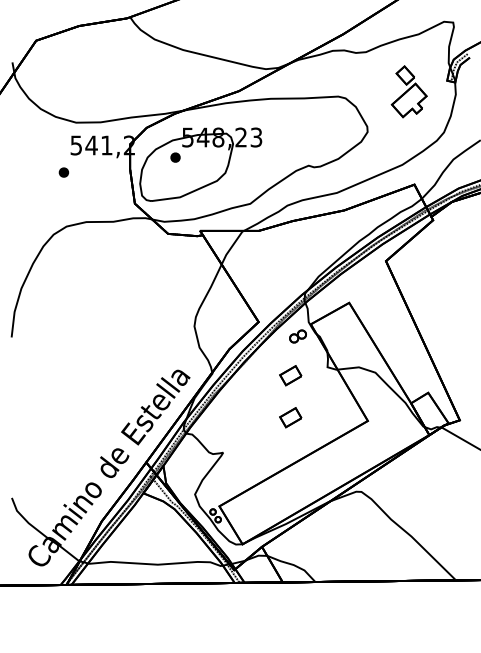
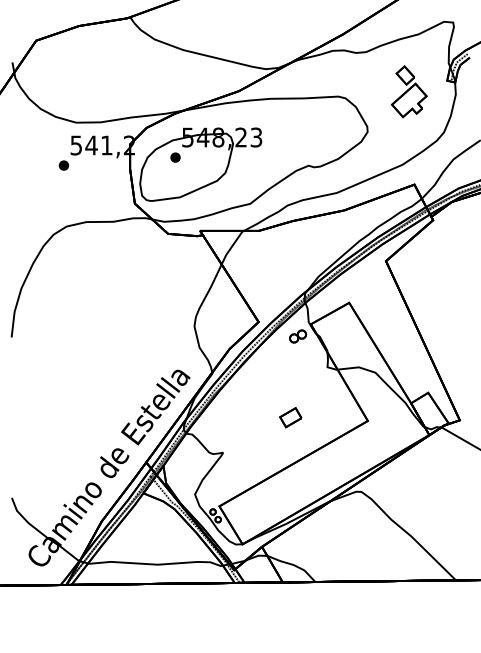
part position: (63, 172) -> (63, 165) (63, 165)
part: present -> none (290, 375)
